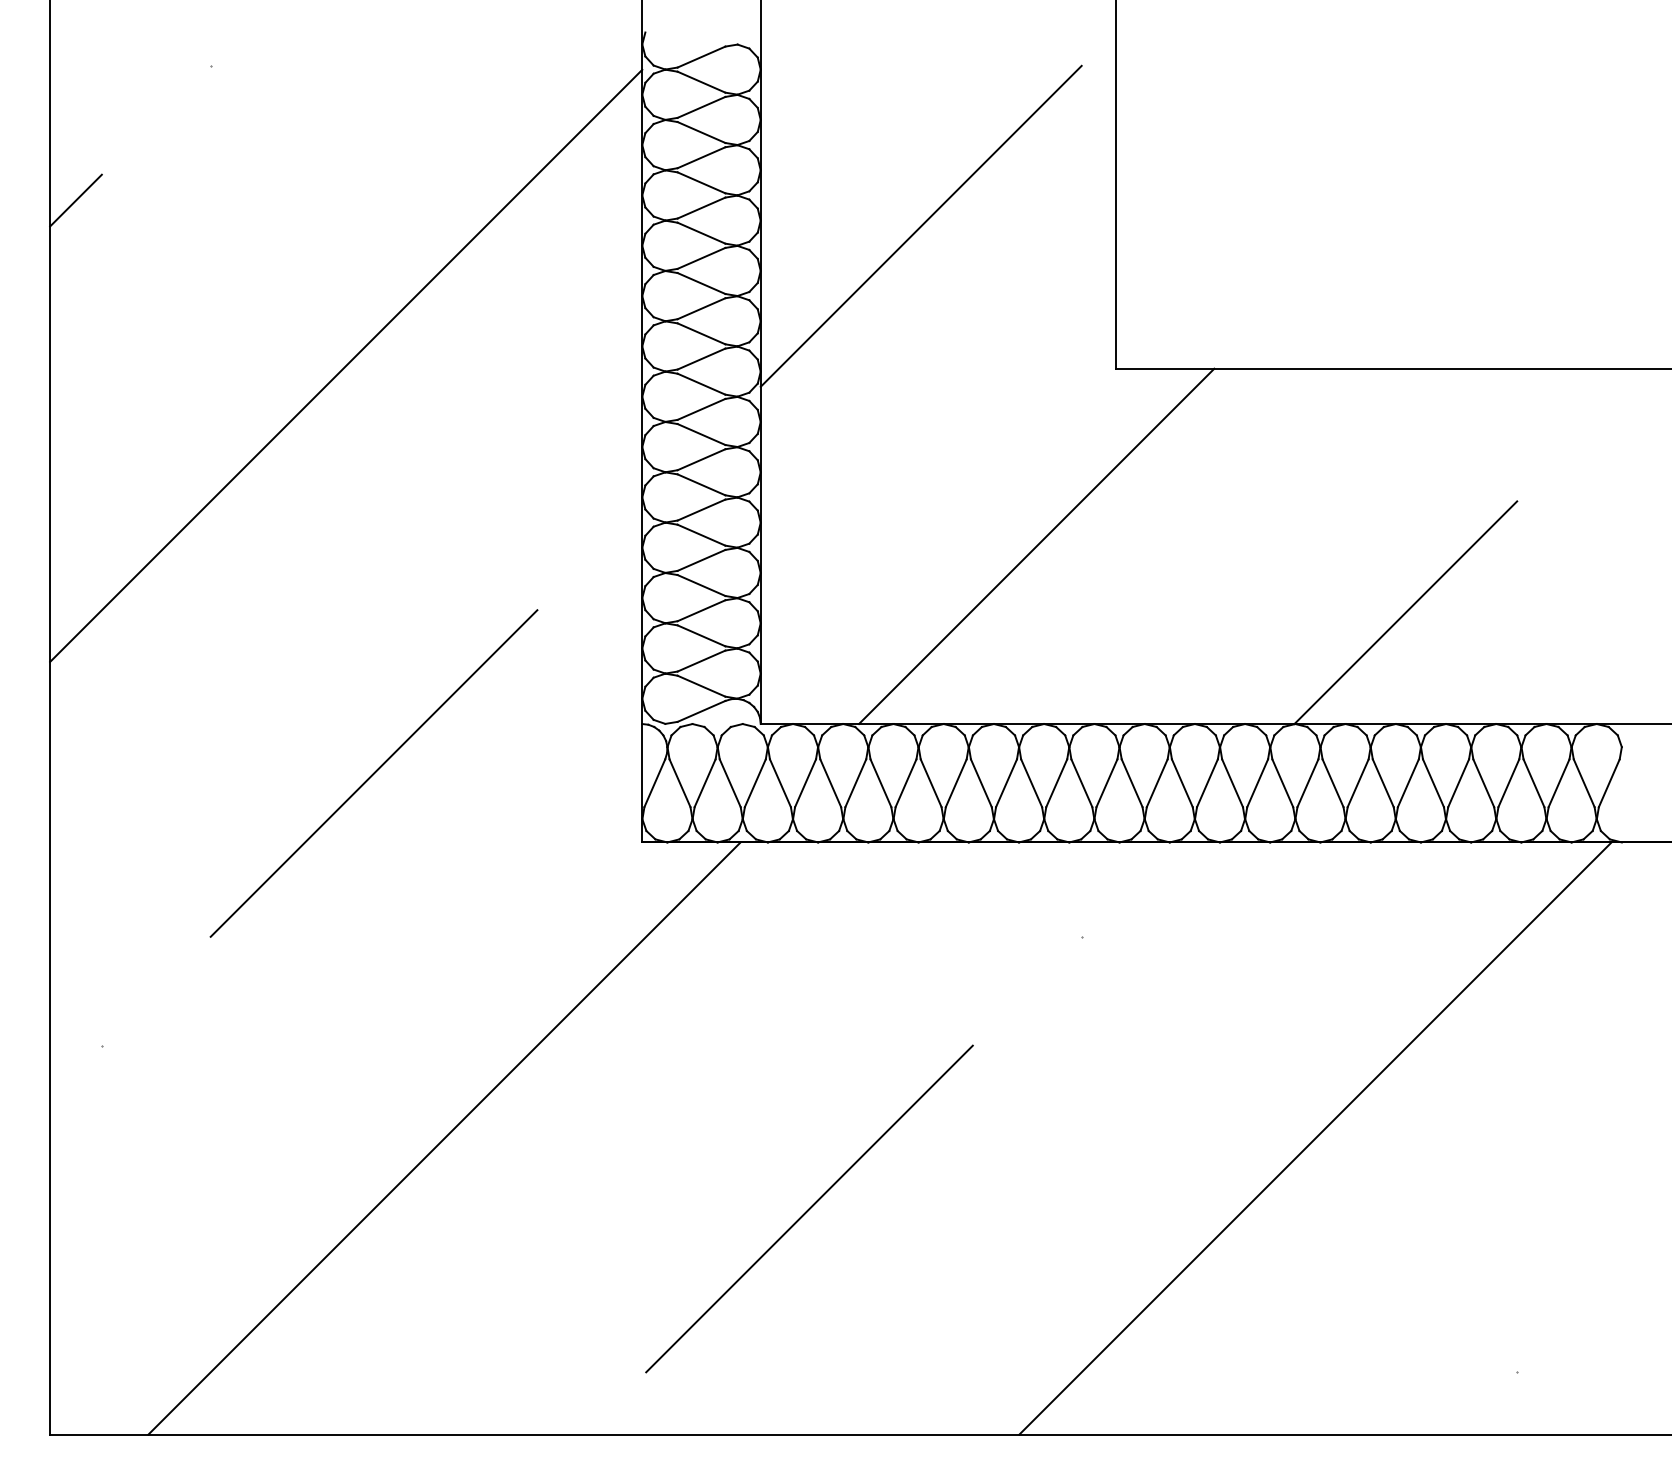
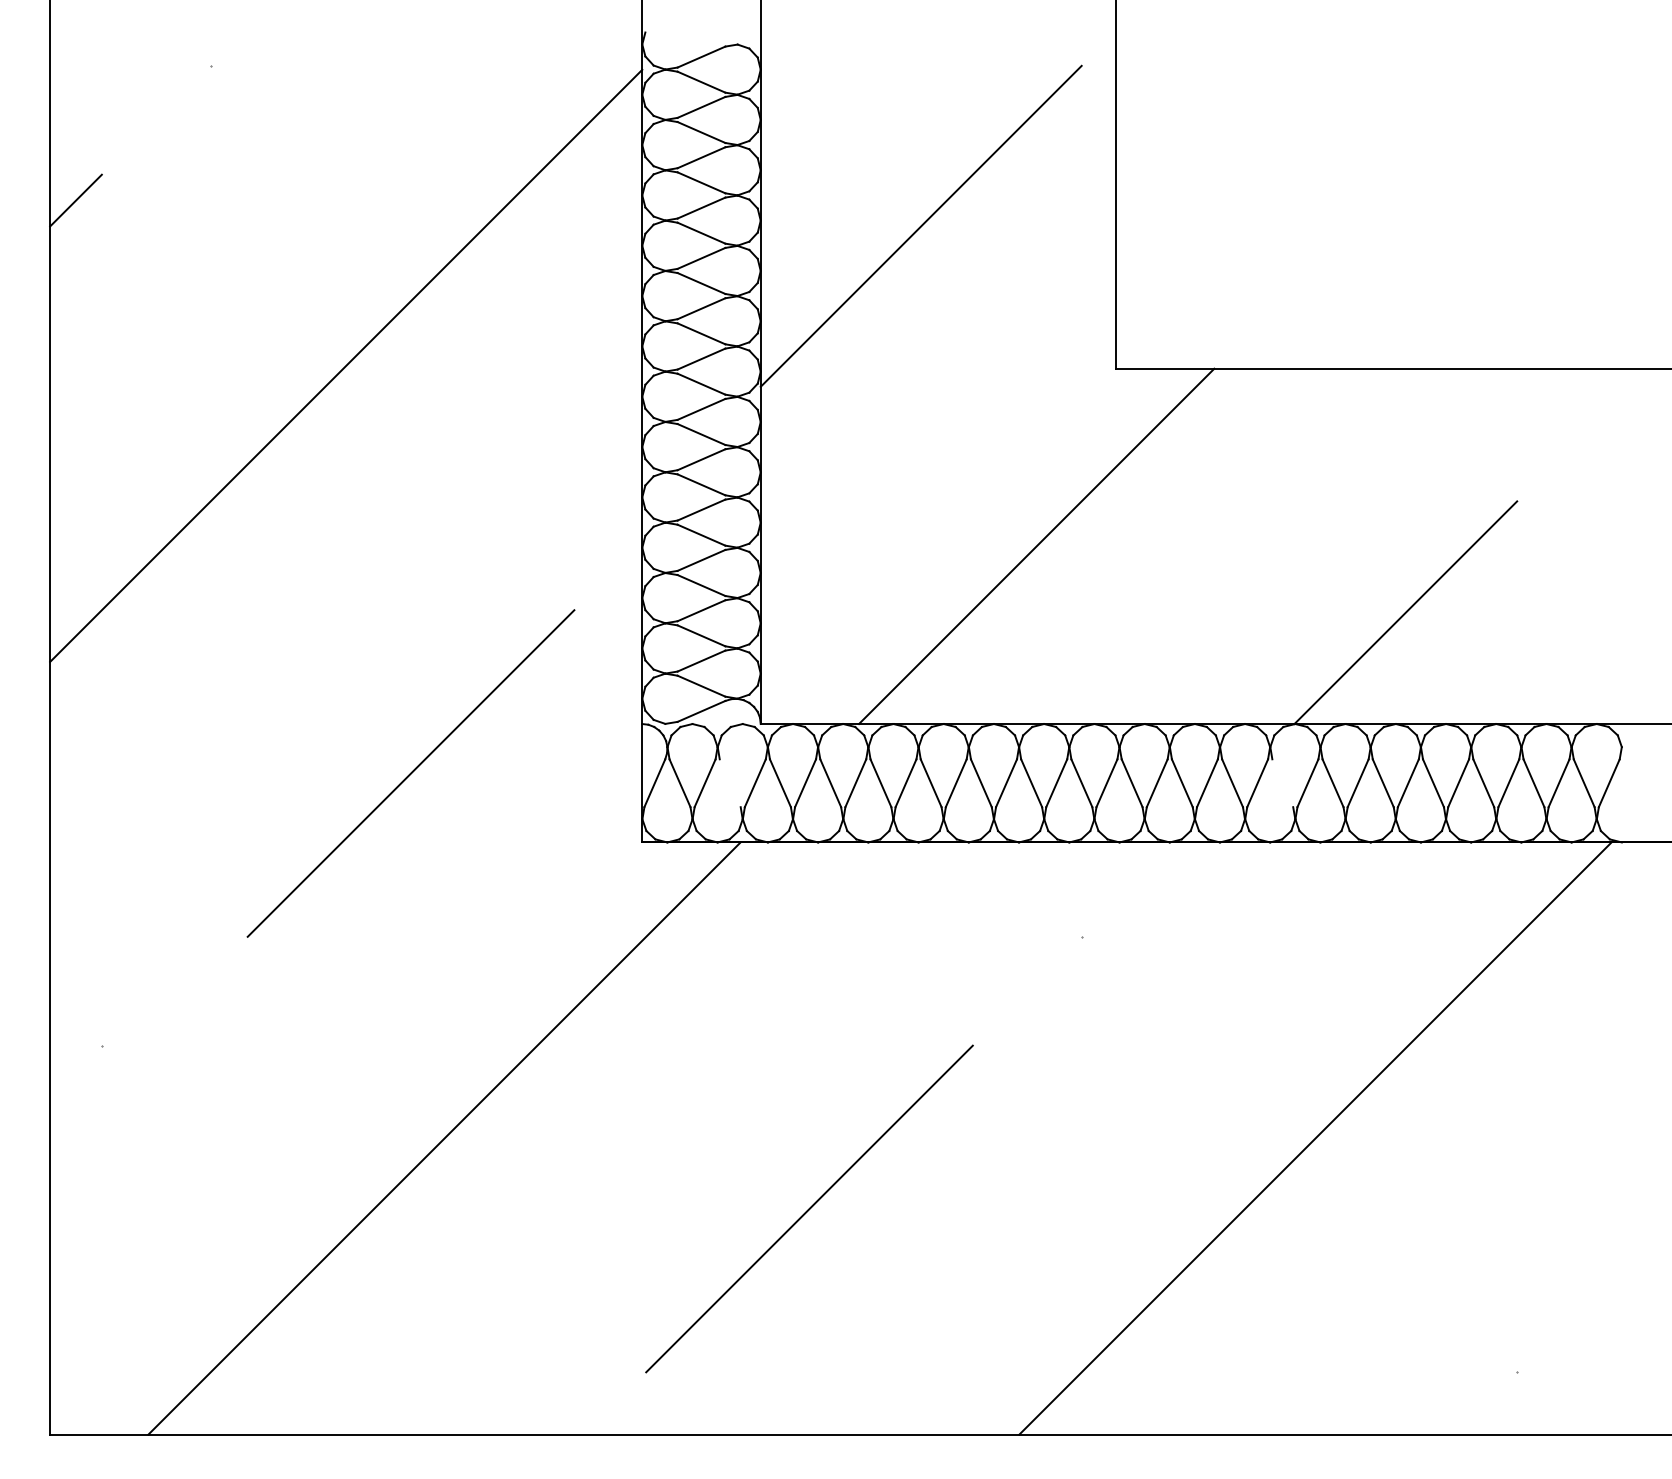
line position: (373, 773) -> (410, 773) (410, 773)
line: present -> none (729, 783)
line: present -> none (1282, 783)
